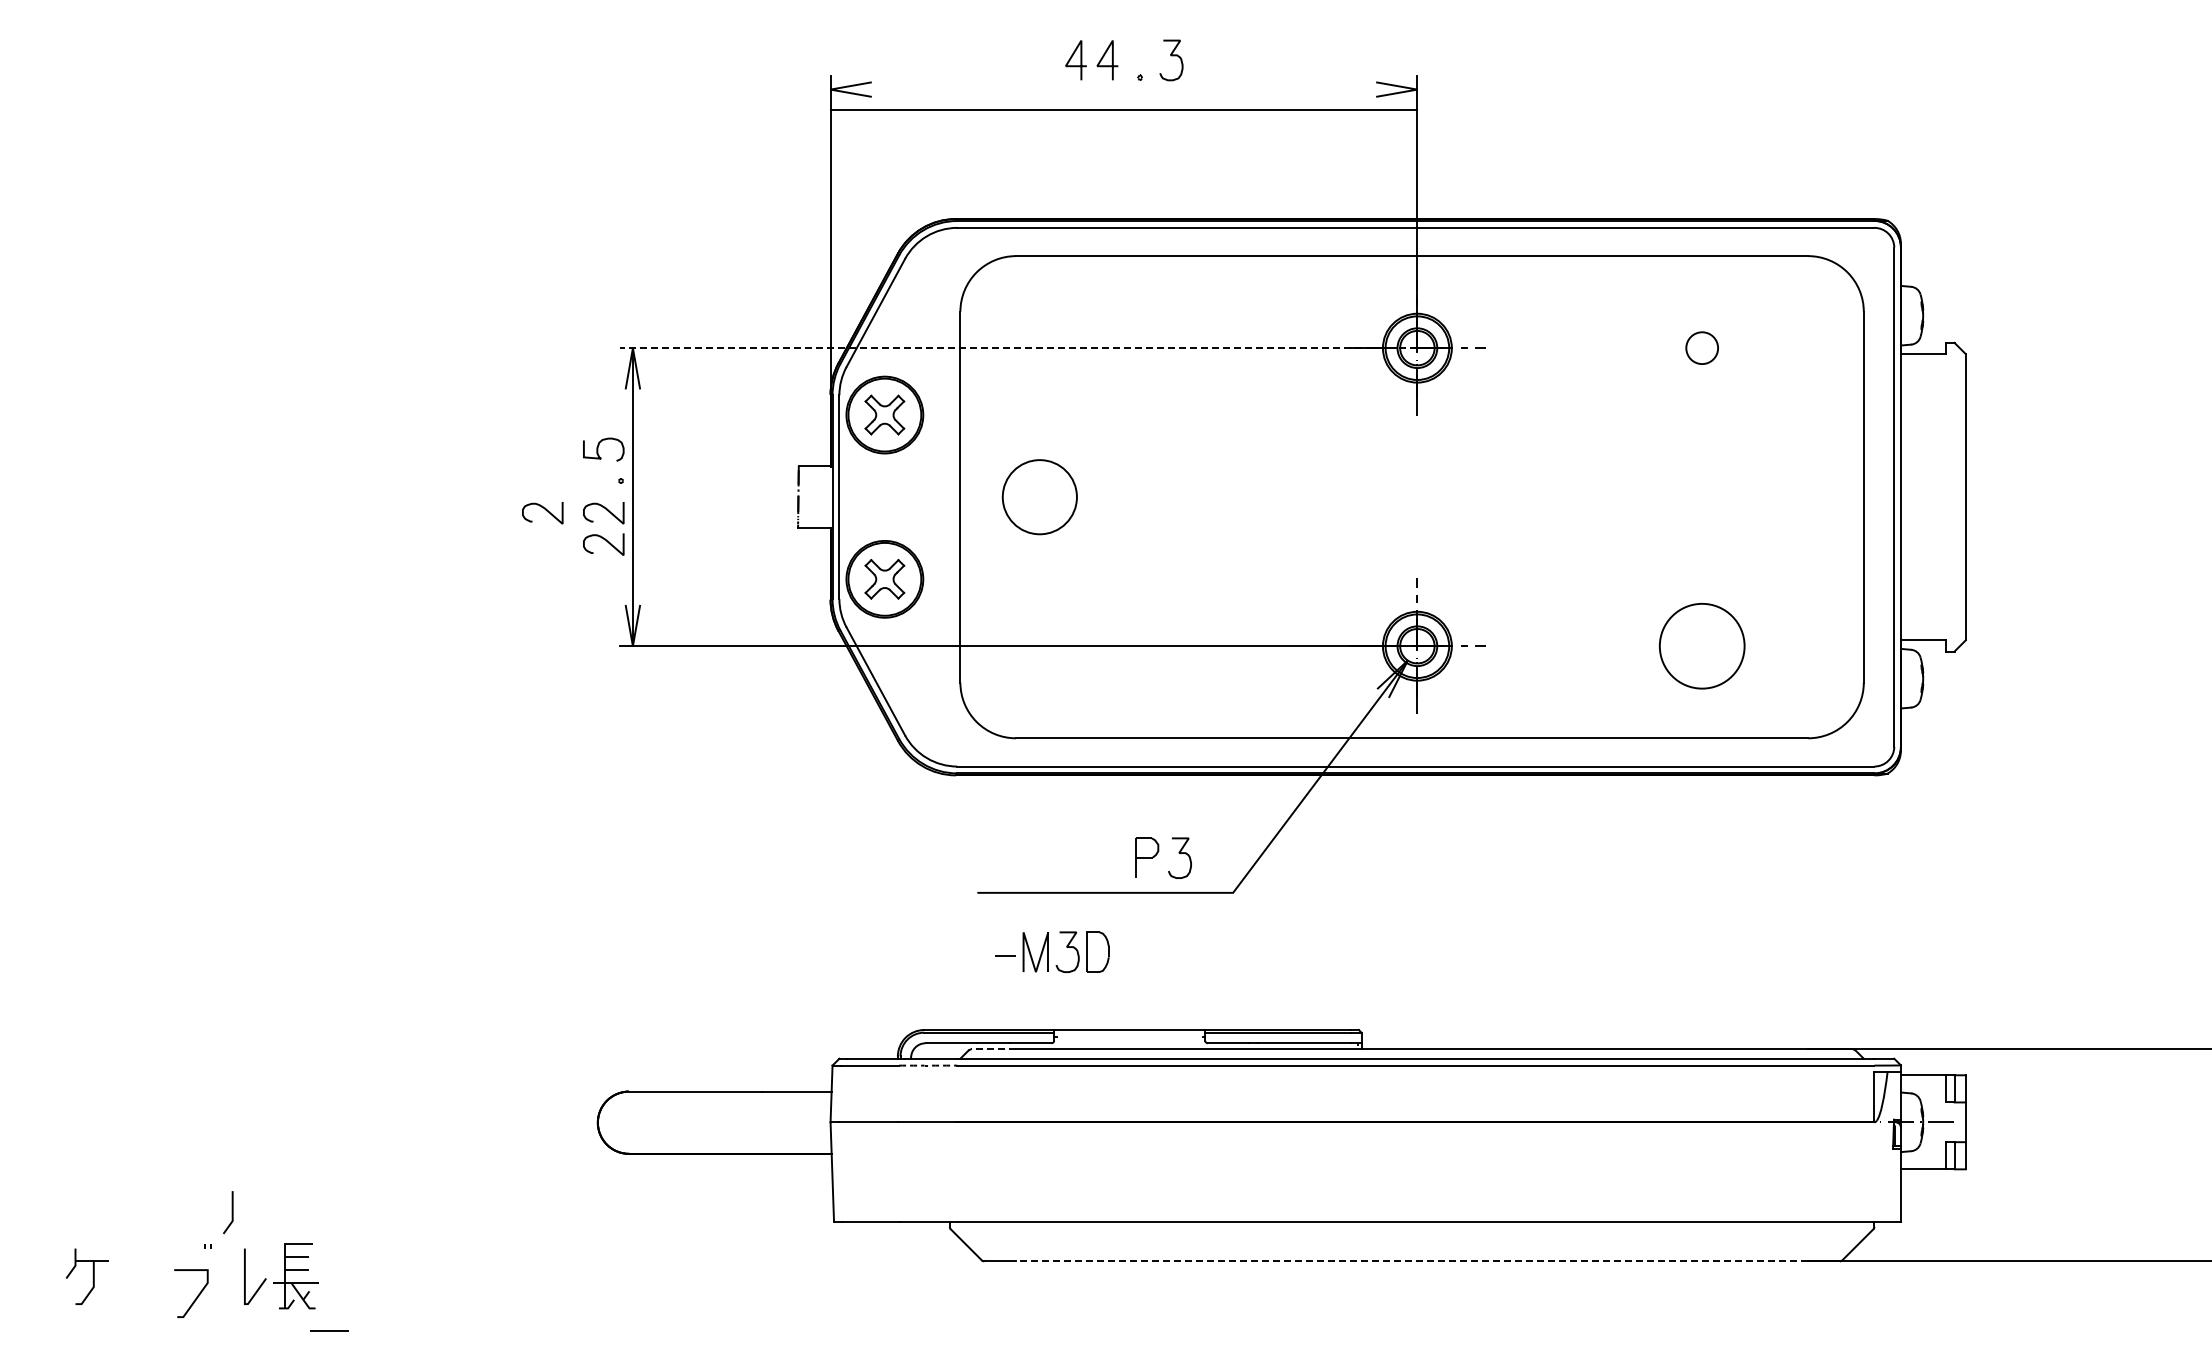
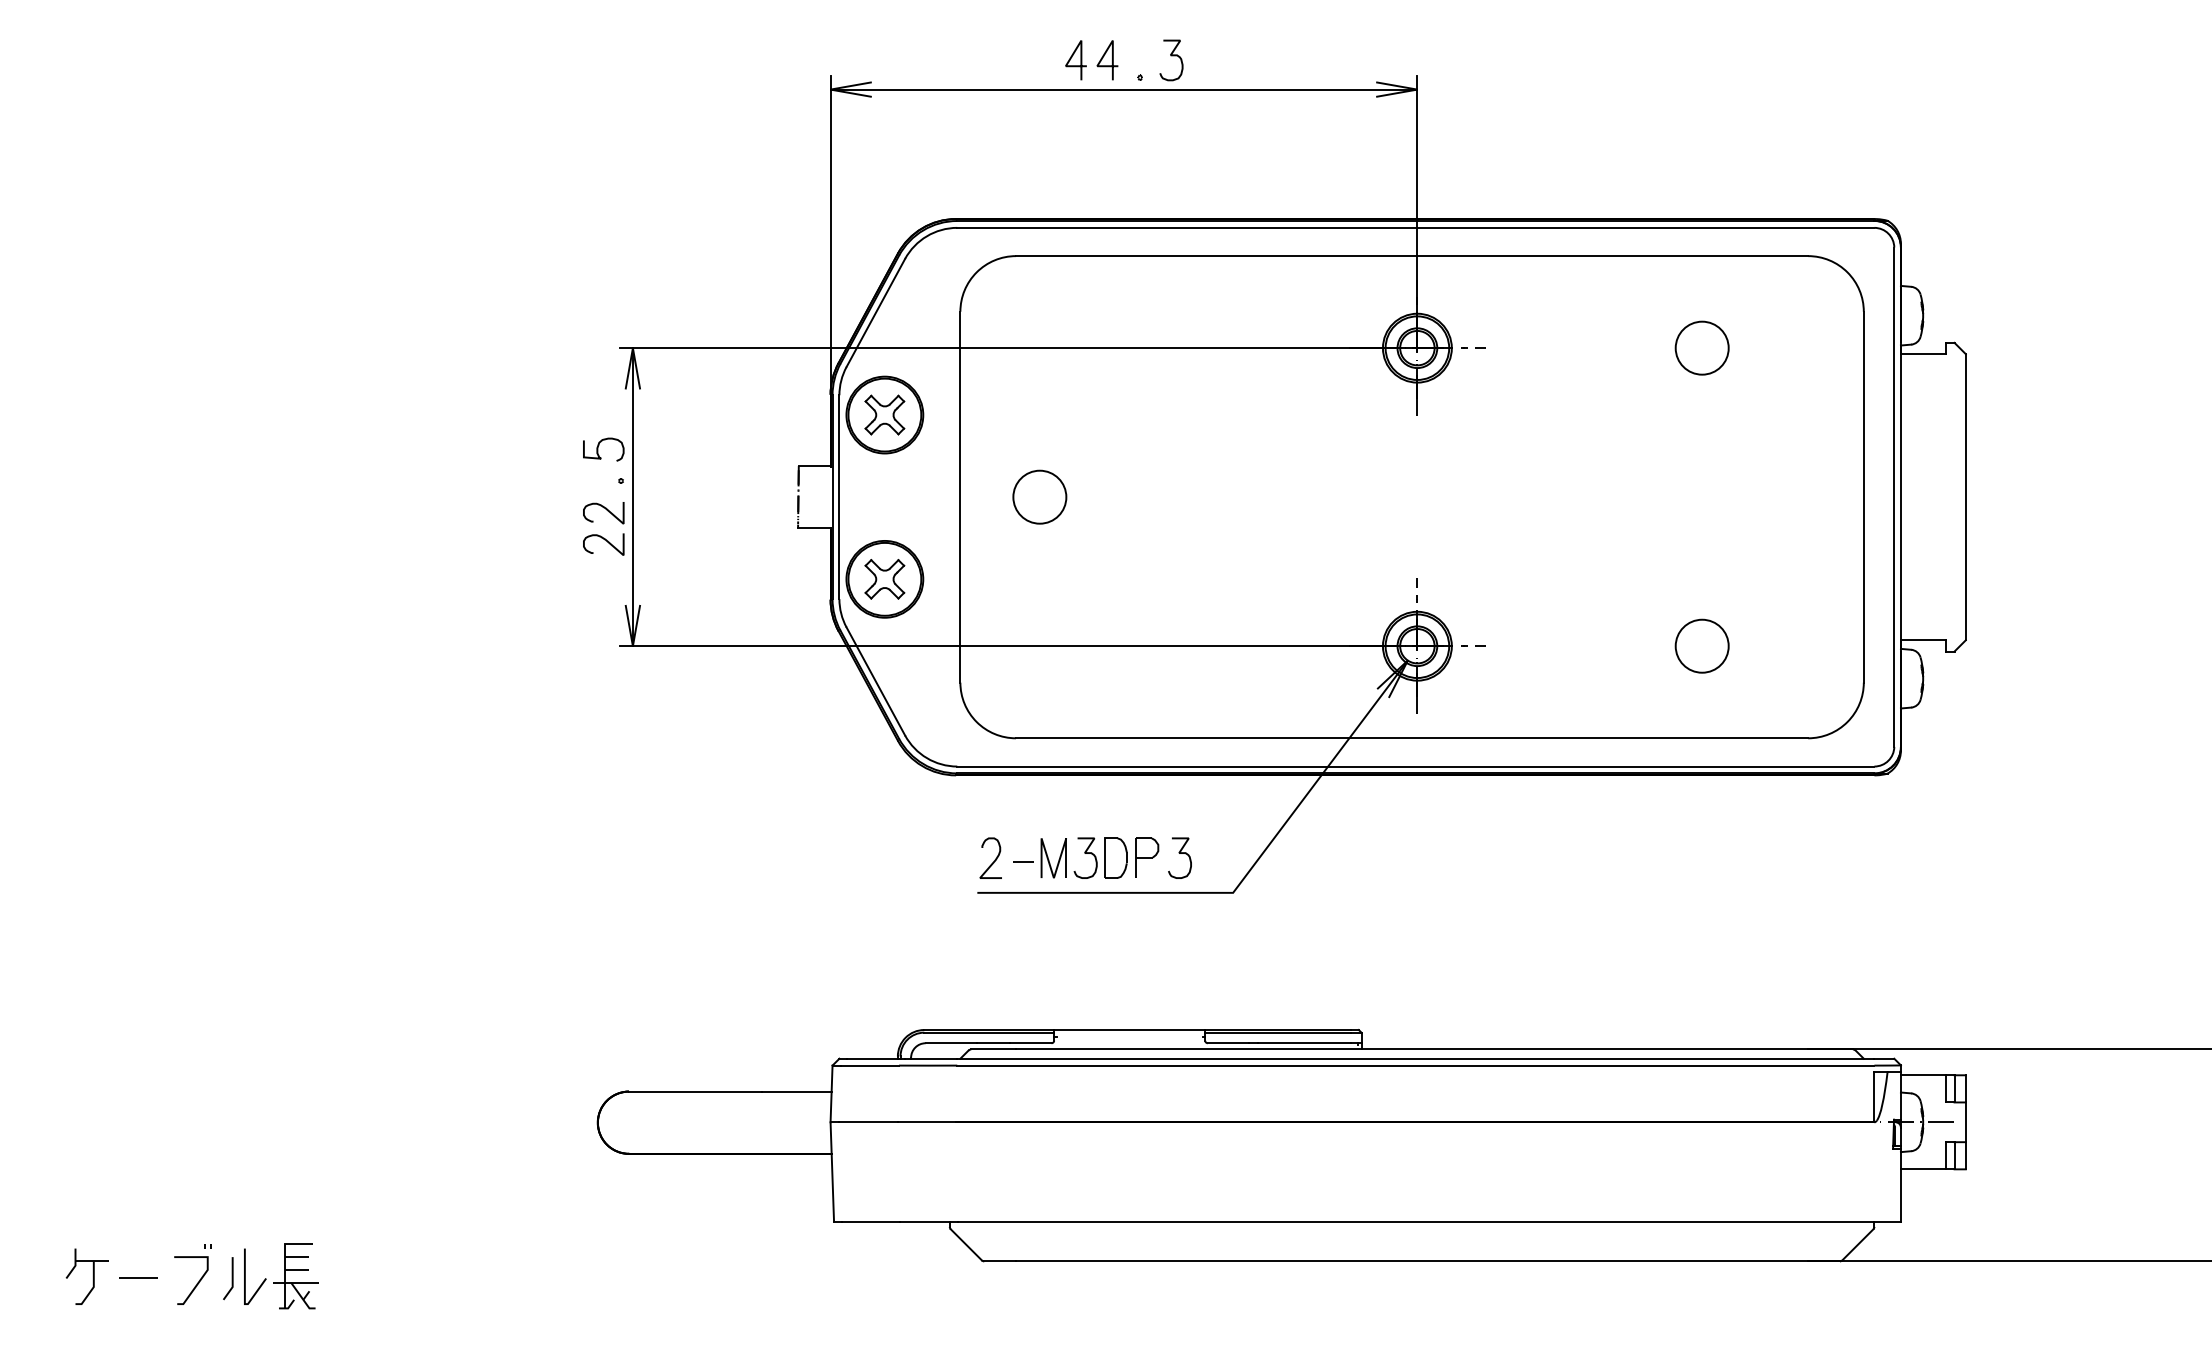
line position: (1123, 109) -> (1123, 89) (1123, 89)
line: dashed -> solid (1018, 348)
circle diameter: 32 px -> 53 px (1701, 347)
circle diameter: 74 px -> 53 px (1039, 496)
curve: present -> none (545, 510)
circle diameter: 85 px -> 53 px (1701, 645)
curve: none -> present (994, 859)
part position: (1052, 951) -> (1070, 857) (1070, 857)
line: dashed -> solid (993, 1049)
arc: dashed -> solid (928, 1065)
line position: (231, 1212) -> (231, 1278) (231, 1278)
line: dashed -> solid (1411, 1261)
line position: (196, 1296) -> (196, 1283) (196, 1283)
line position: (329, 1330) -> (138, 1277) (138, 1277)
